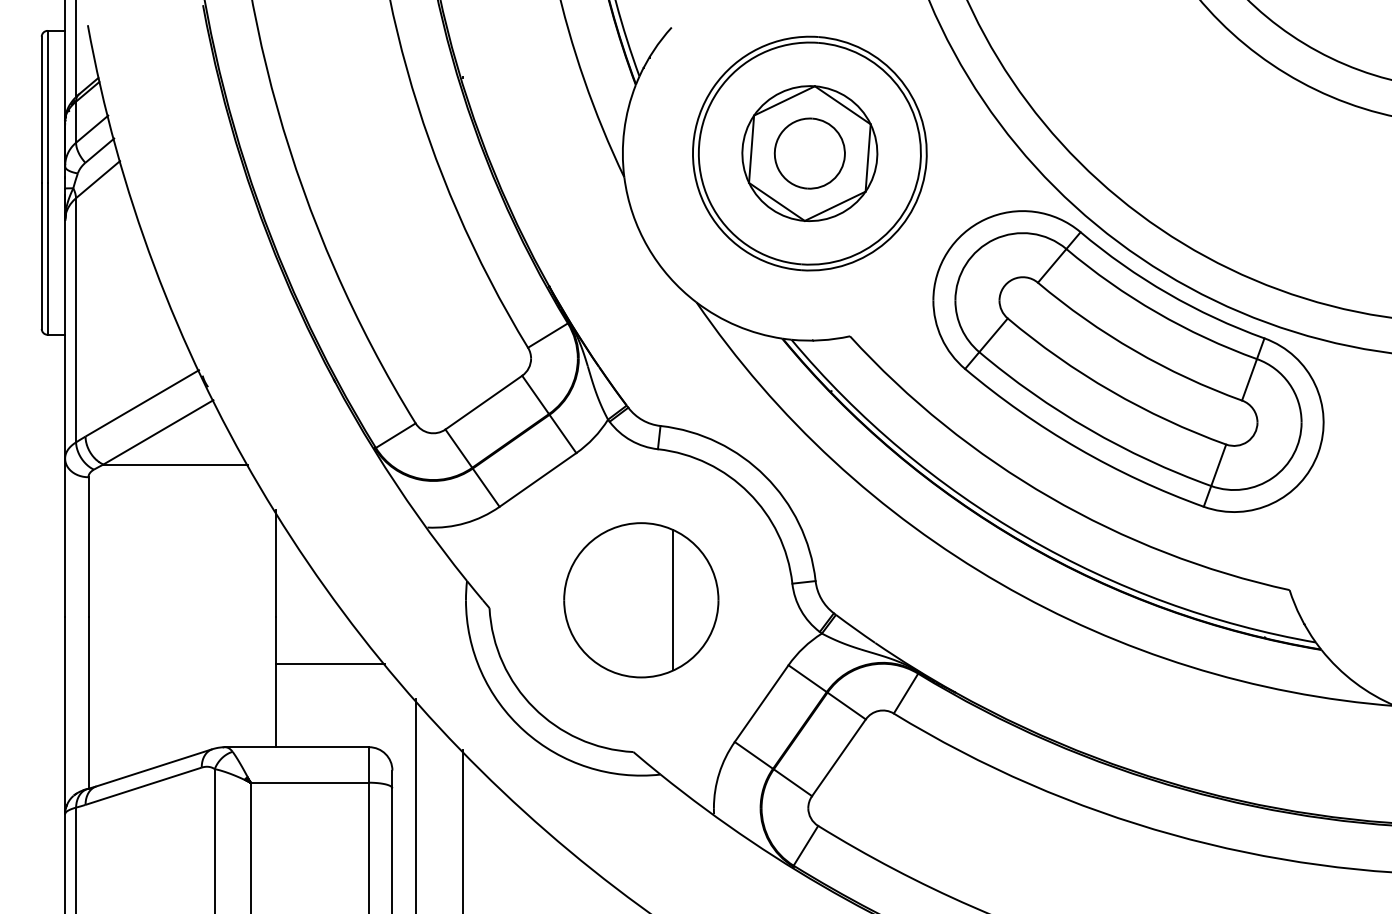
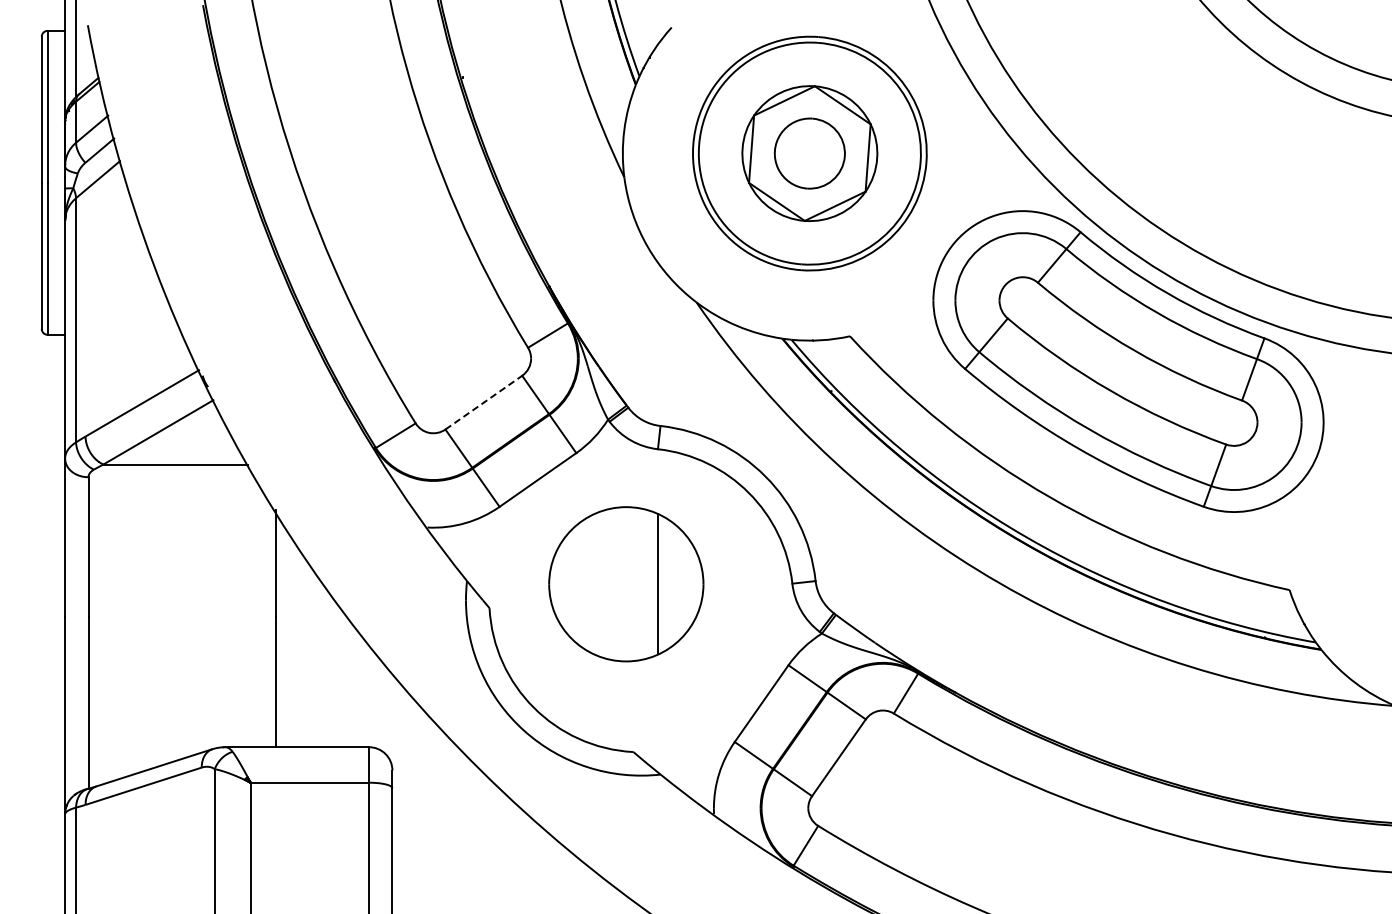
line: solid -> dashed (483, 402)
part position: (641, 600) -> (626, 584) (626, 584)
line: present -> none (329, 664)
line: present -> none (415, 804)
line: present -> none (462, 830)
